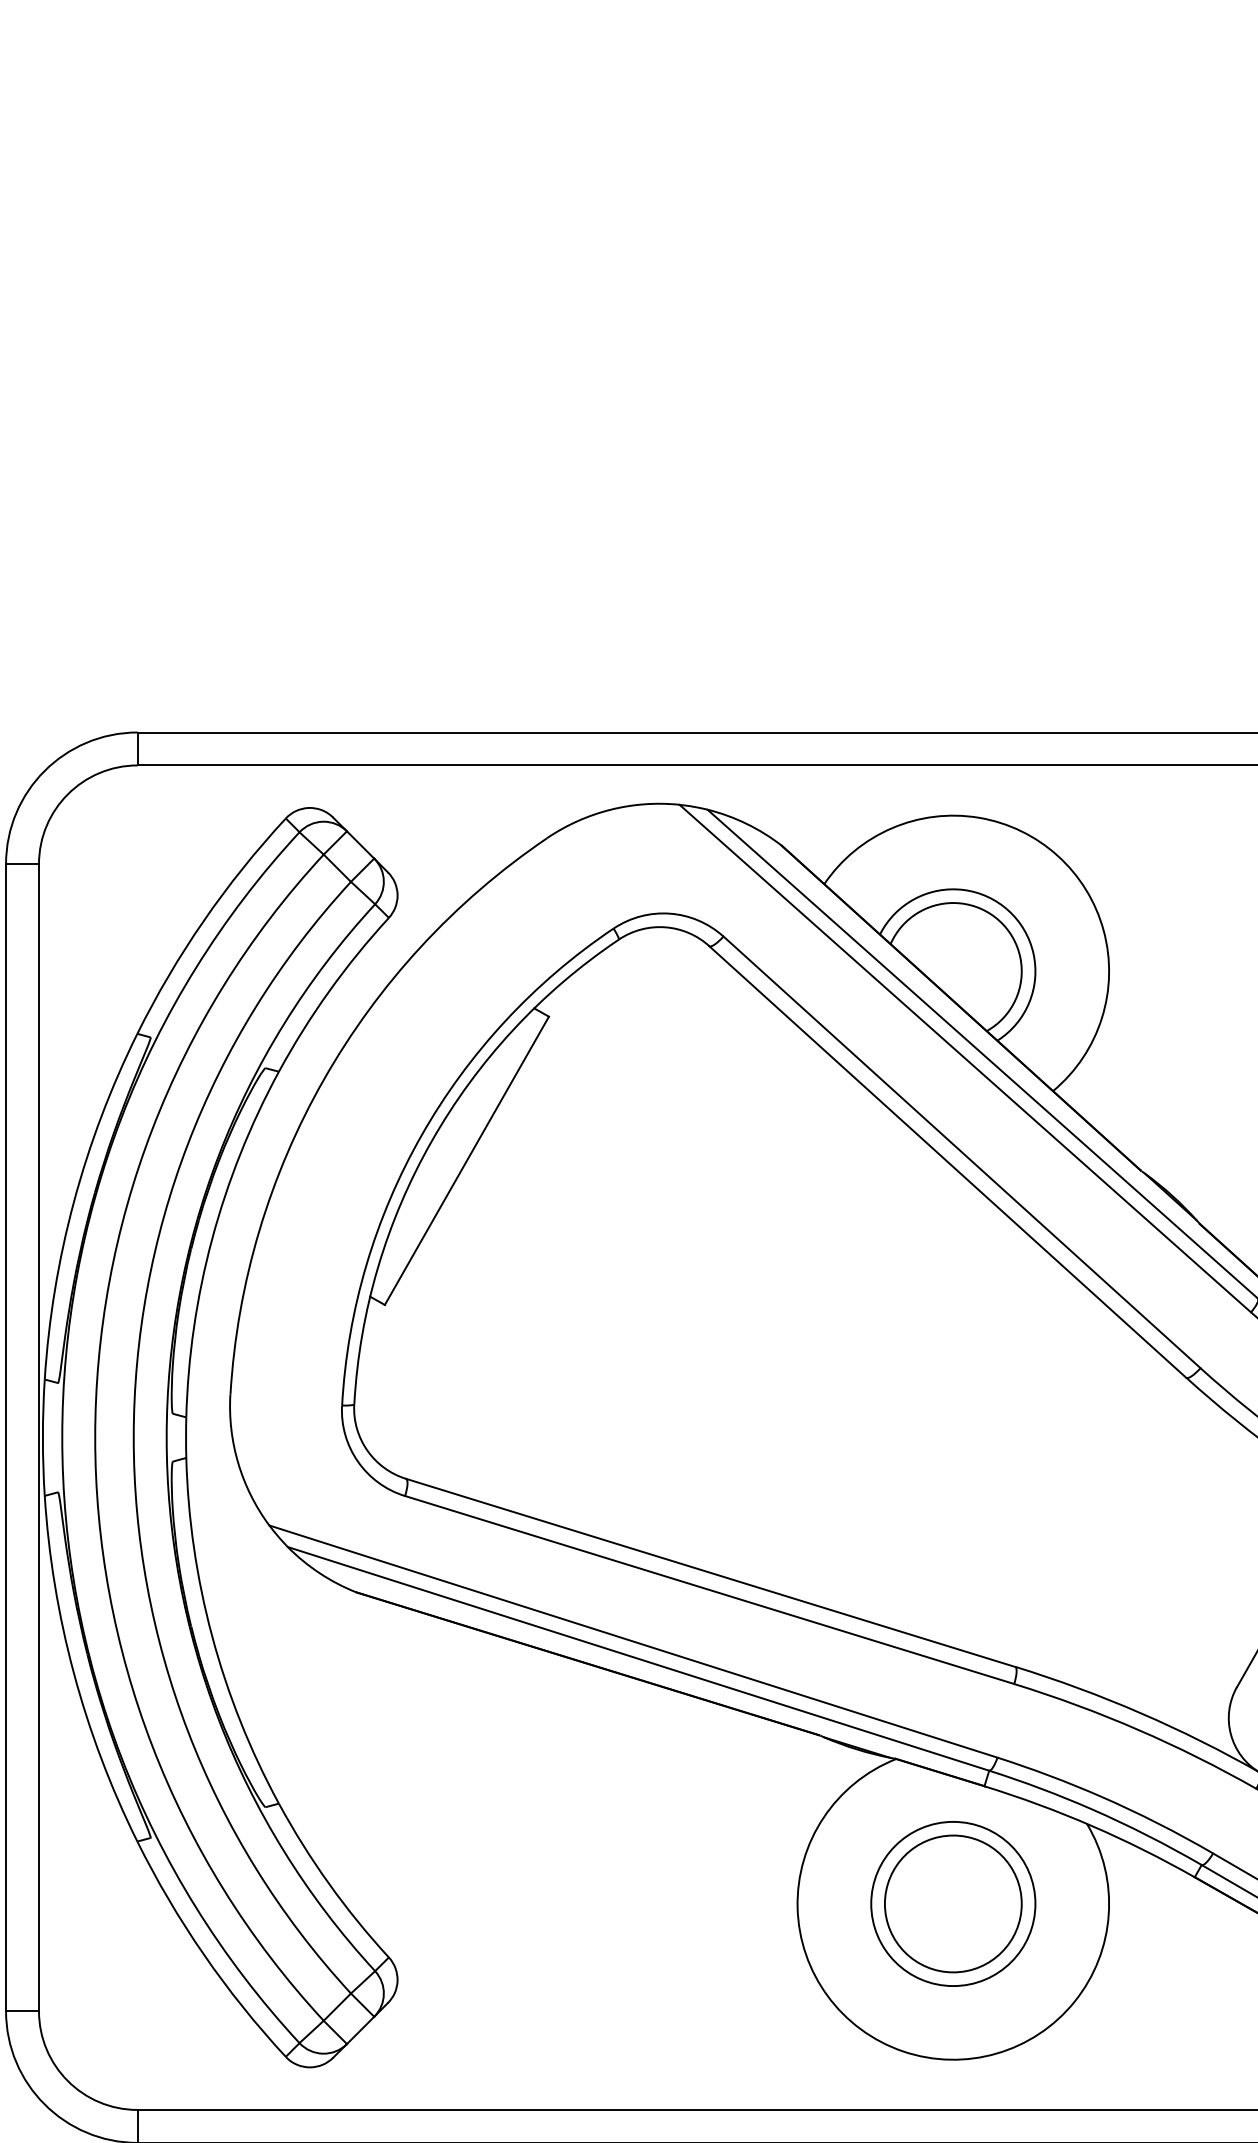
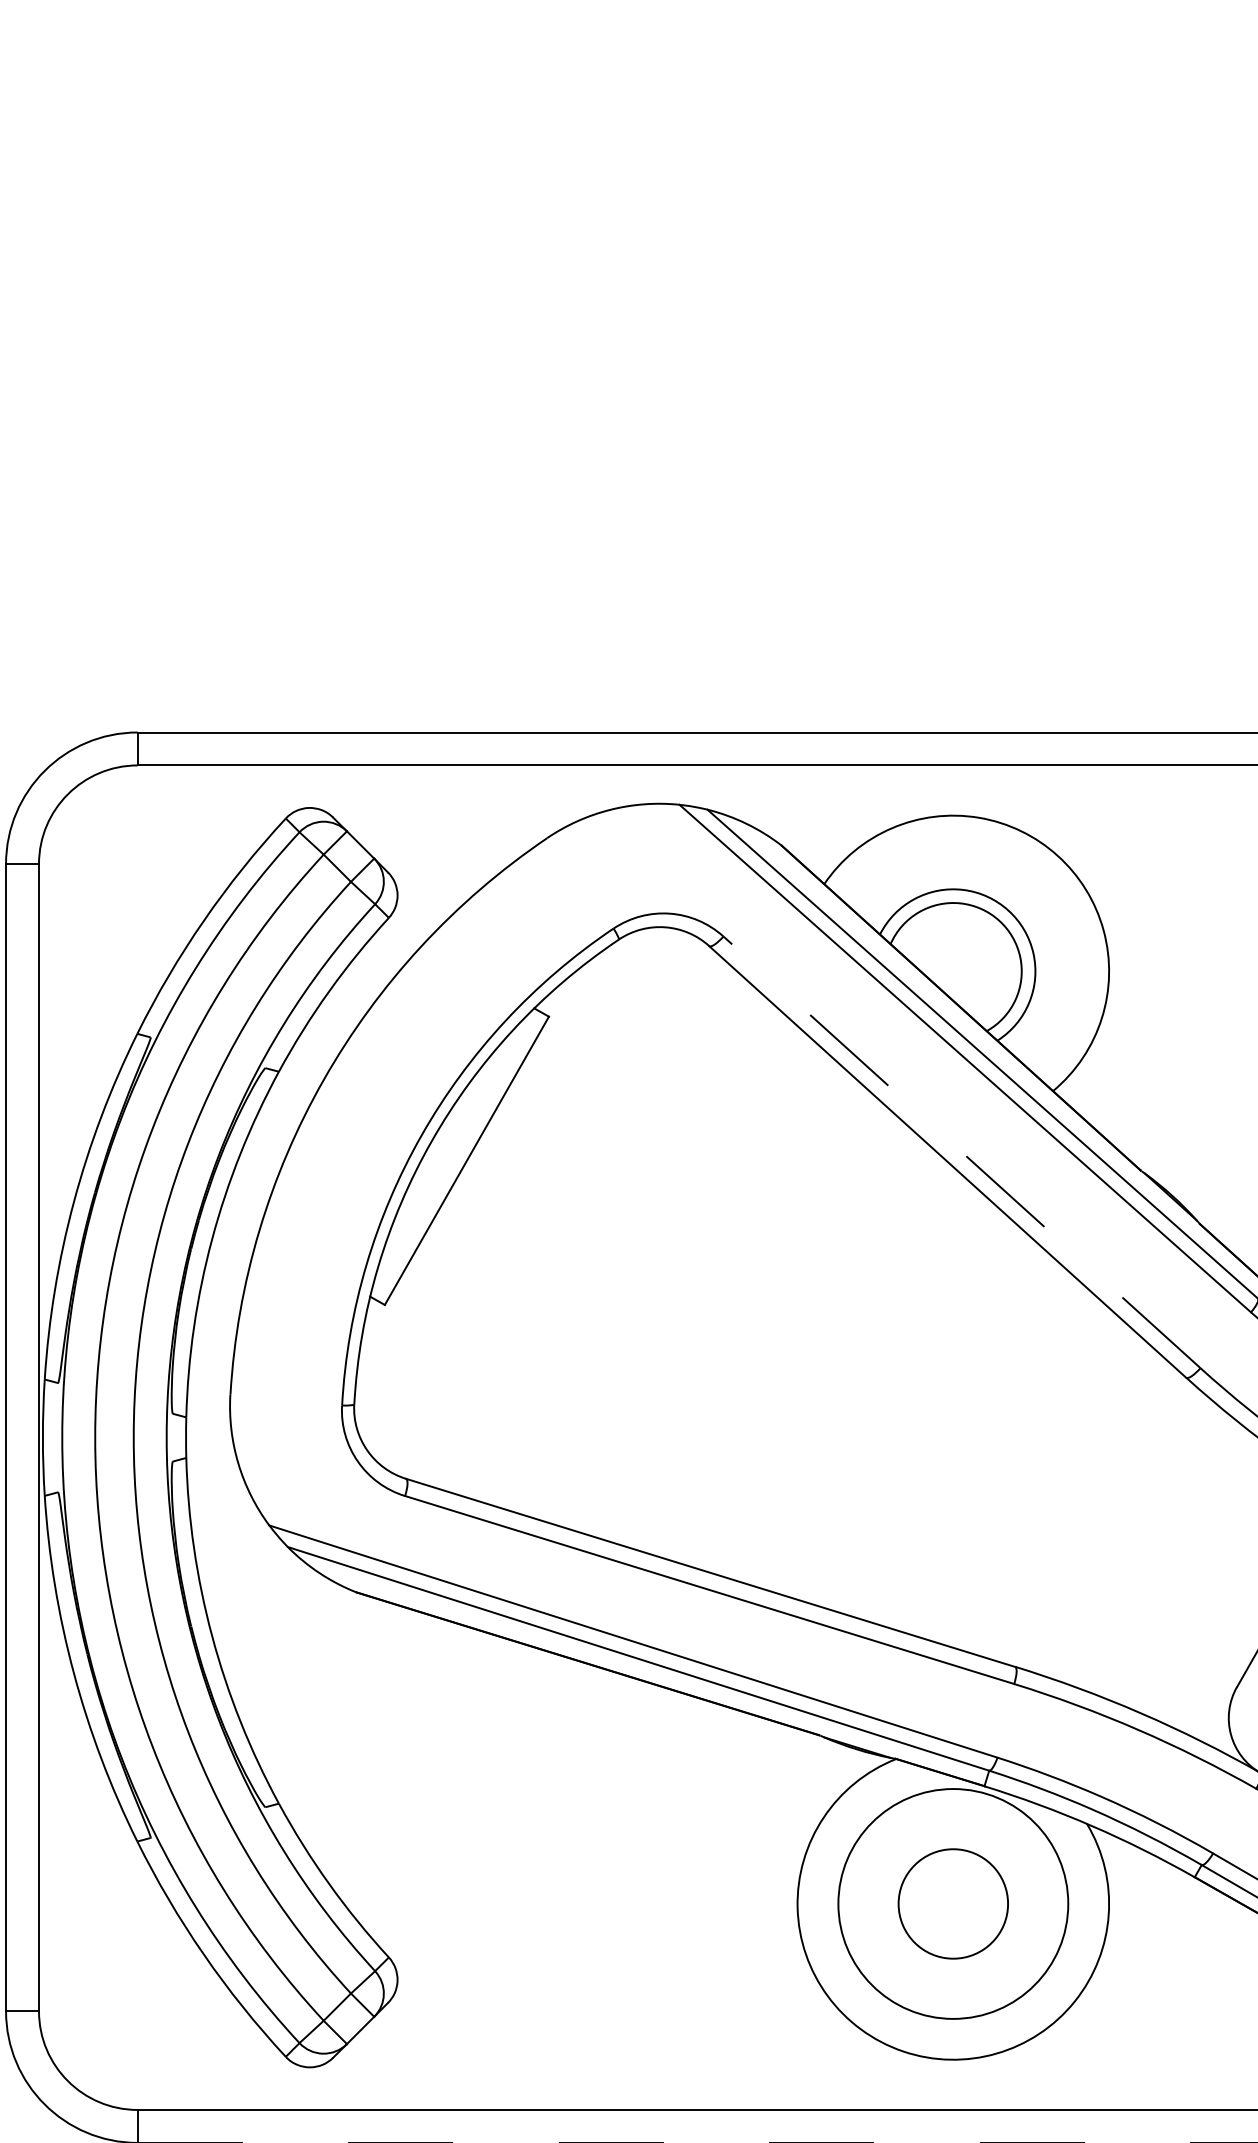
line: solid -> dashed (961, 1152)
circle diameter: 137 px -> 109 px (953, 1903)
circle diameter: 164 px -> 230 px (953, 1903)
line: solid -> dashed (697, 2142)
